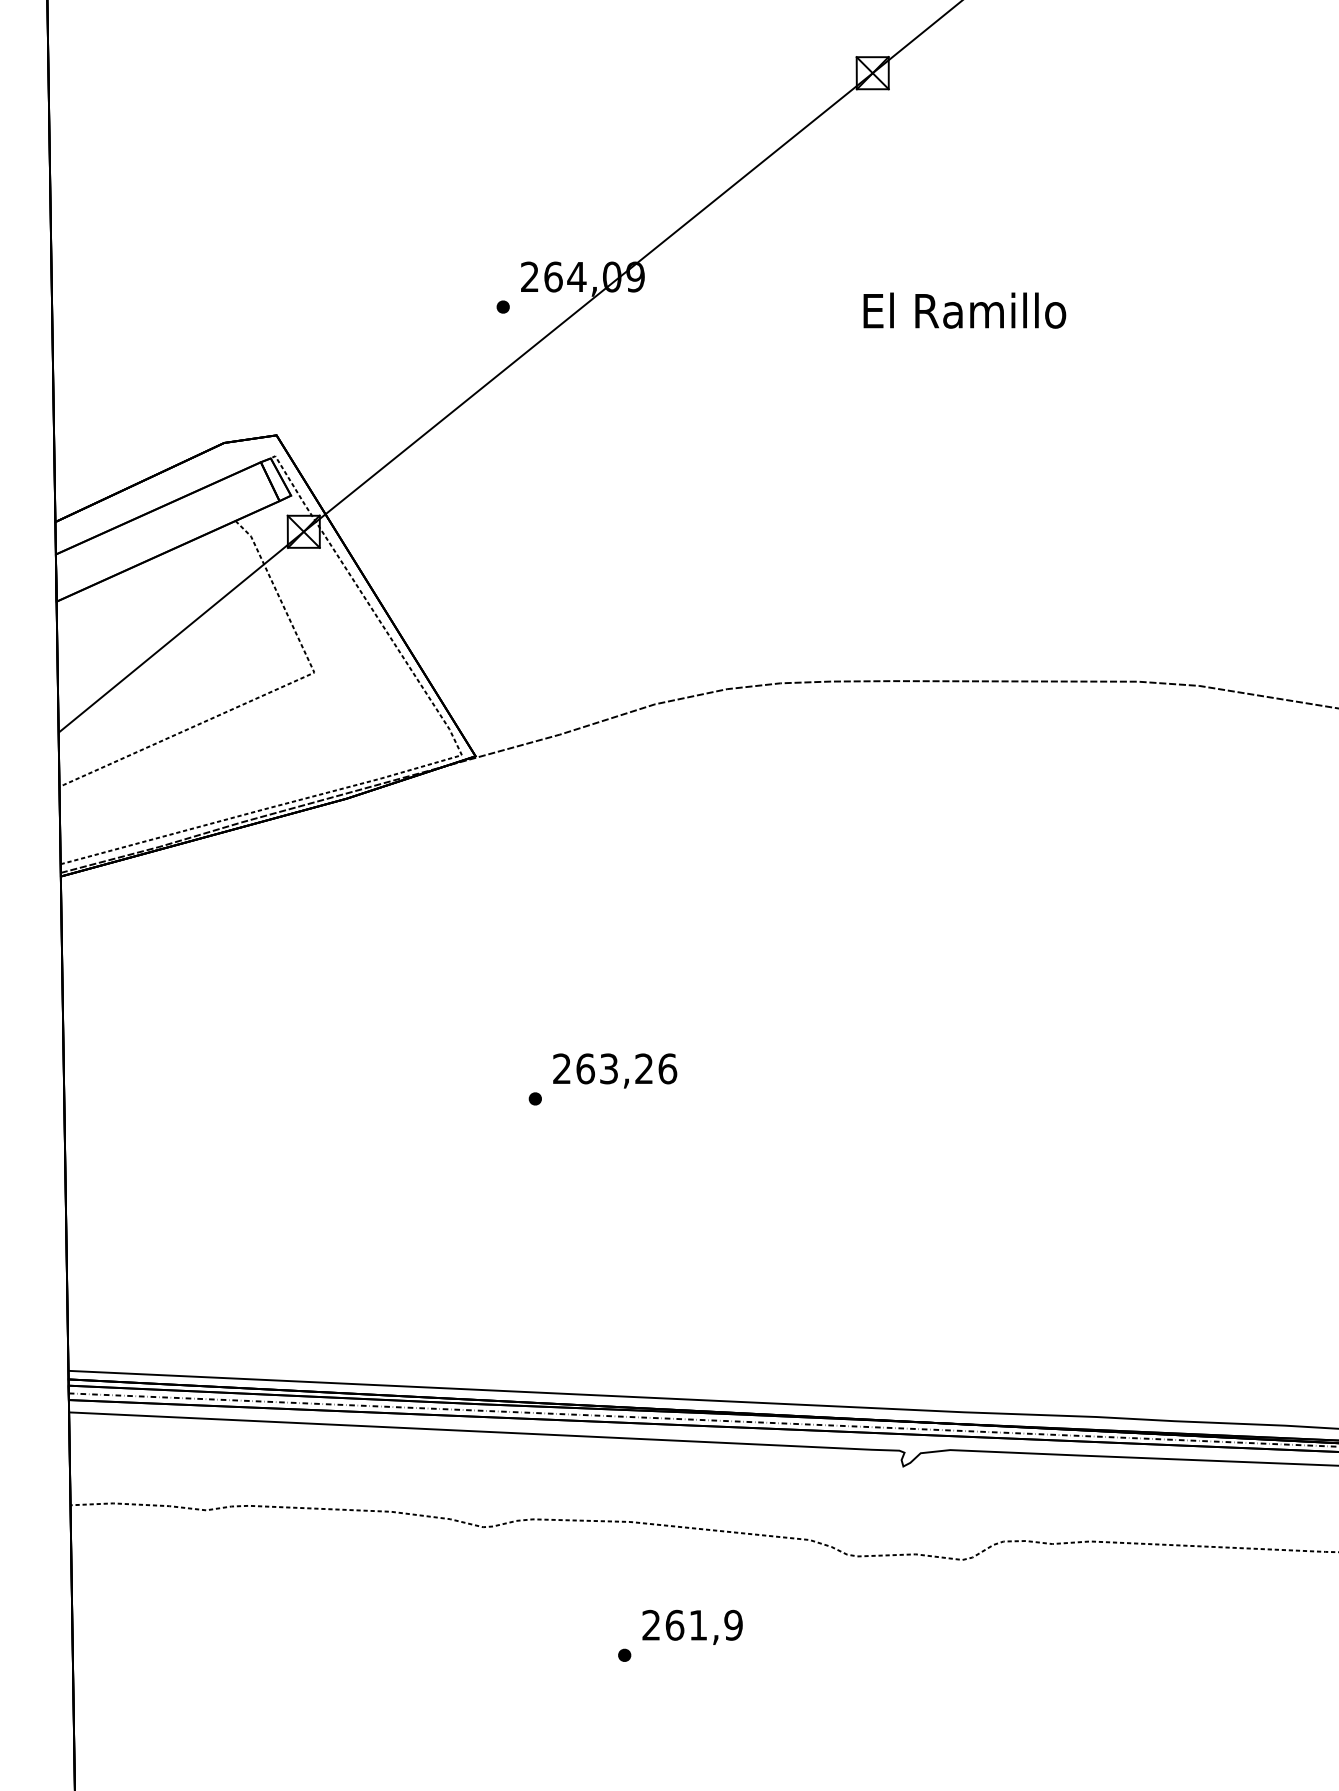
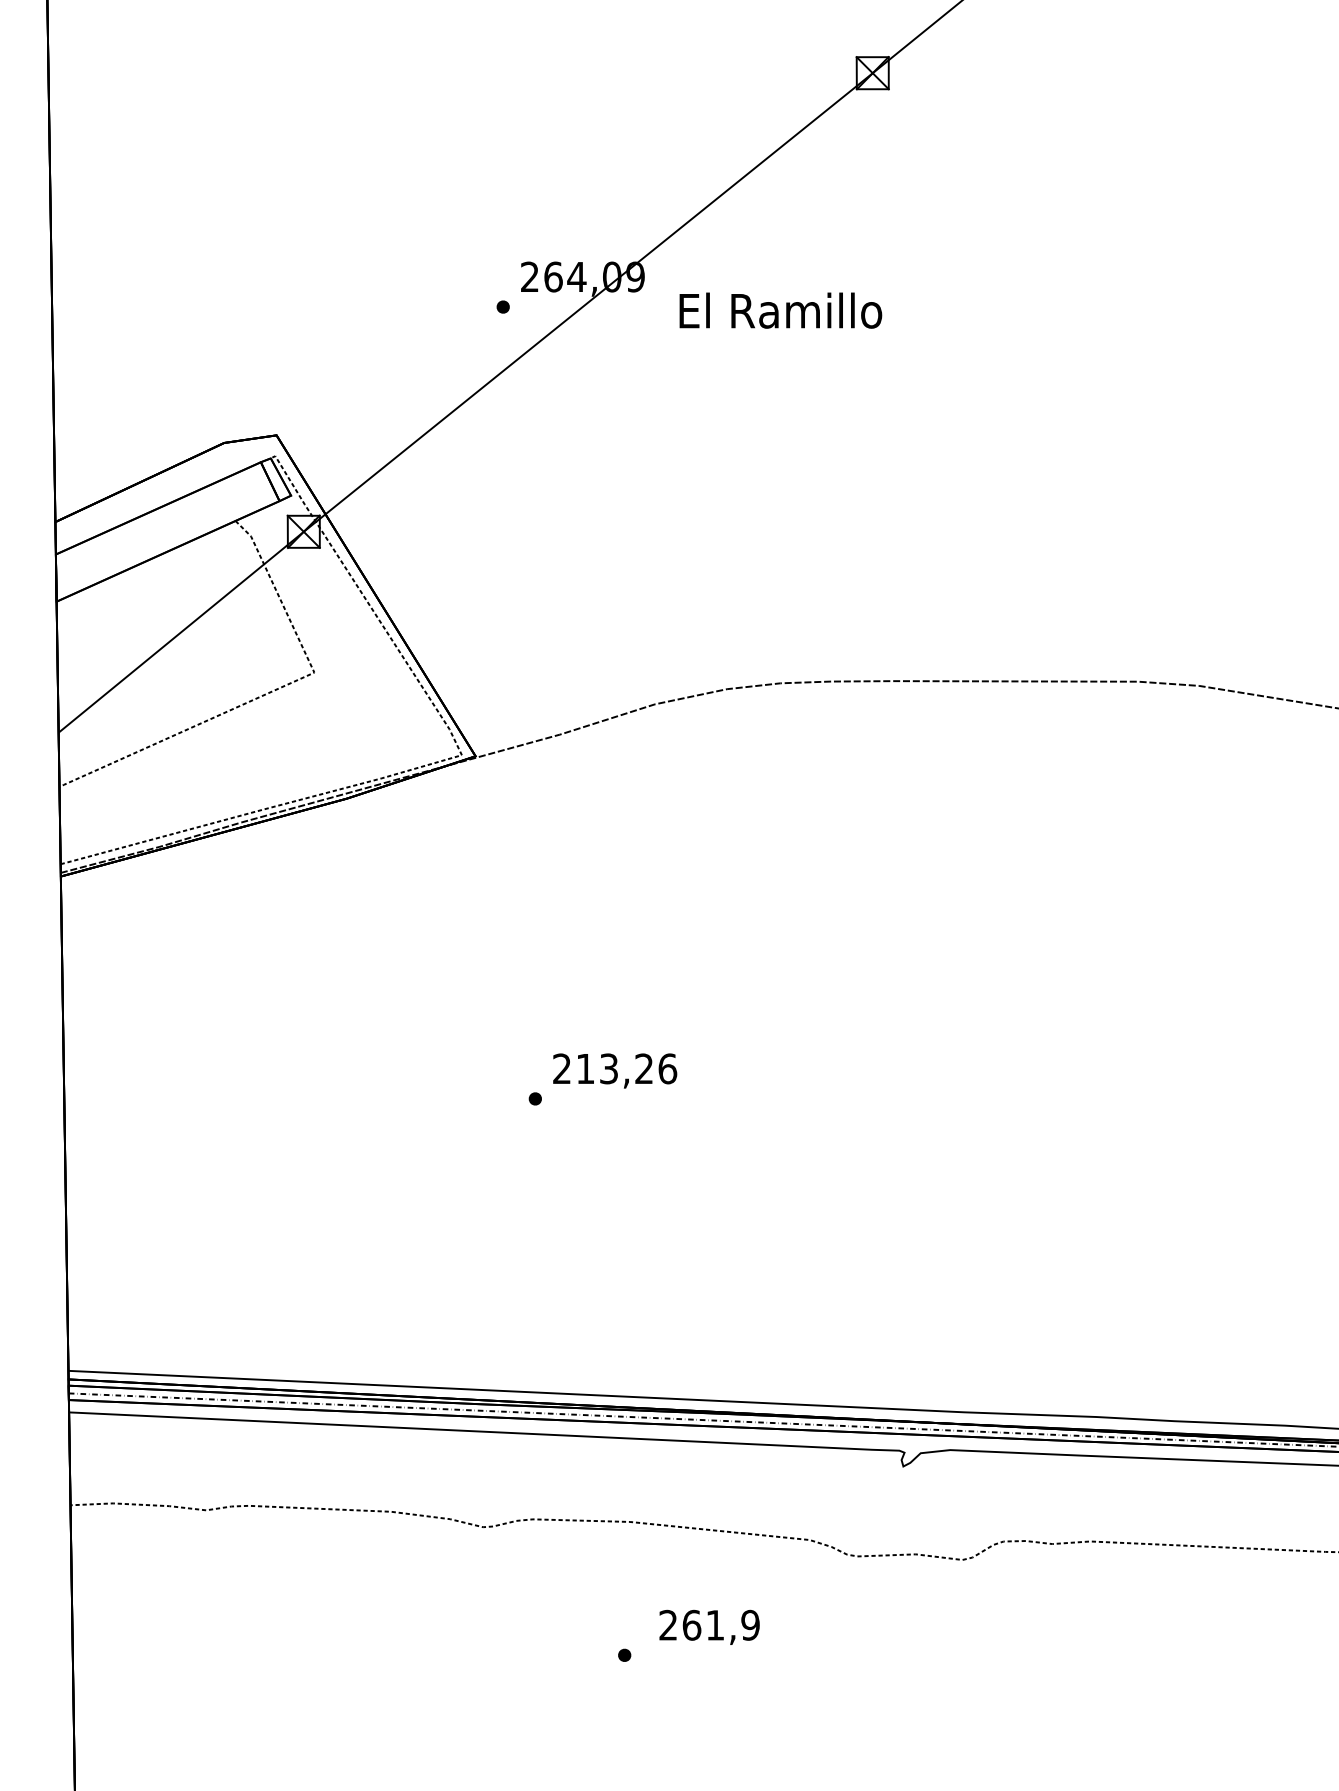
text position: (964, 310) -> (780, 310) (780, 310)
text: 263,26 -> 213,26 (585, 1068)
text position: (692, 1626) -> (709, 1626) (709, 1626)
